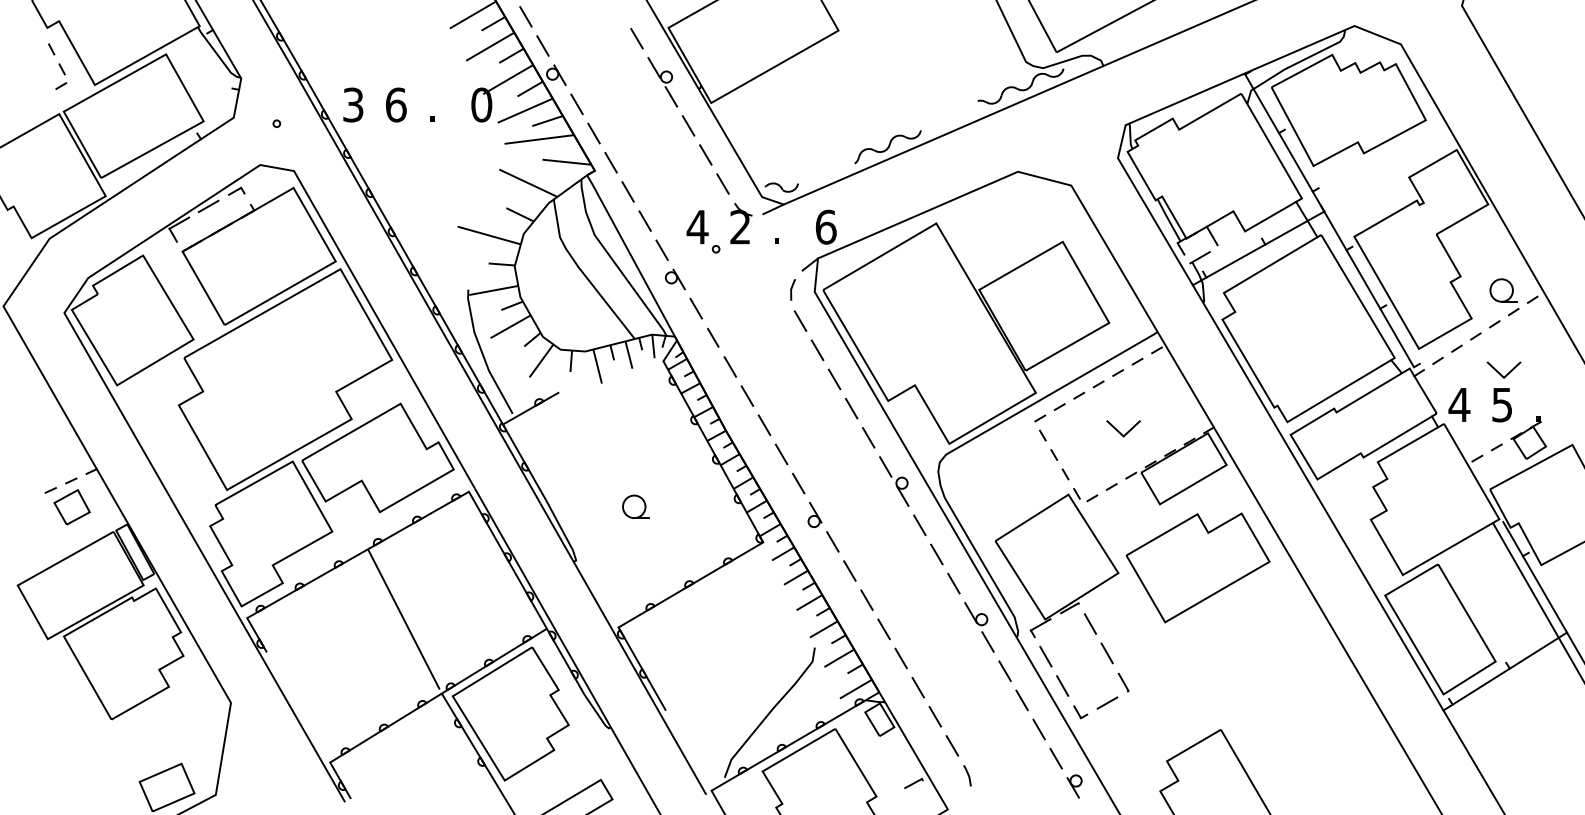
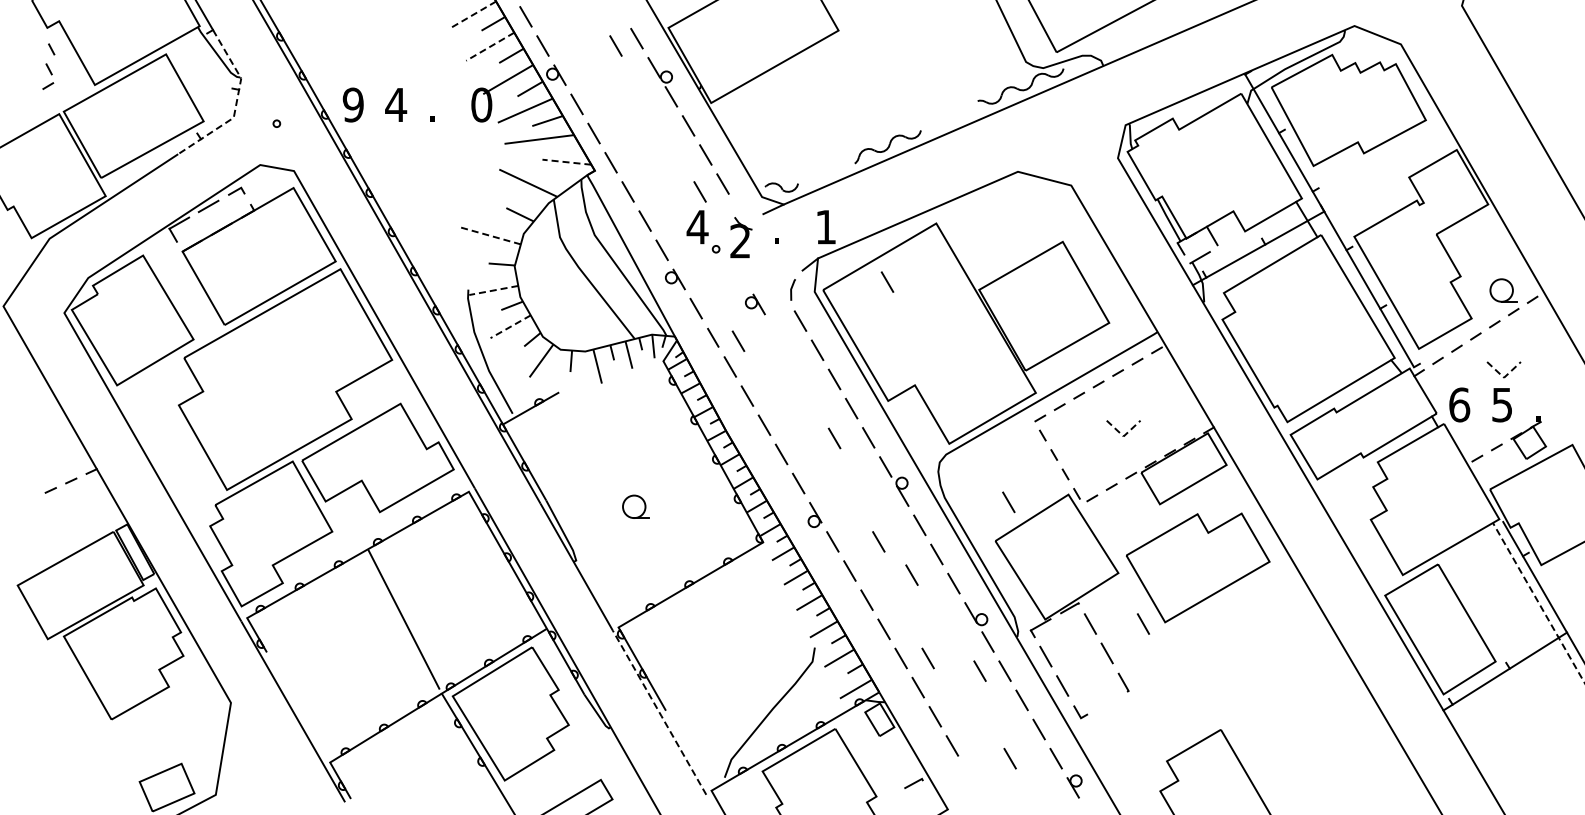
line: solid -> dashed (472, 15)
line: none -> present (615, 45)
line: solid -> dashed (490, 46)
part position: (61, 76) -> (48, 76) (48, 76)
line: solid -> dashed (236, 103)
text: 3 -> 9 (352, 104)
text: 6 -> 4 (396, 104)
line: solid -> dashed (566, 162)
line: none -> present (699, 191)
part position: (741, 223) -> (741, 237) (741, 237)
text: 6 -> 1 (825, 226)
line: solid -> dashed (489, 235)
line: none -> present (887, 281)
line: solid -> dashed (493, 290)
part: none -> present (755, 304)
line: solid -> dashed (510, 327)
line: none -> present (738, 340)
line: solid -> dashed (1504, 377)
text: 4 -> 6 (1459, 404)
line: solid -> dashed (1123, 436)
line: none -> present (834, 438)
line: none -> present (1008, 502)
part: present -> none (71, 507)
line: none -> present (878, 541)
line: none -> present (911, 574)
line: solid -> dashed (1539, 603)
line: none -> present (1142, 623)
line: none -> present (927, 658)
line: none -> present (979, 670)
line: present -> none (1107, 702)
line: solid -> dashed (659, 712)
line: none -> present (1009, 758)
line: present -> none (967, 775)
